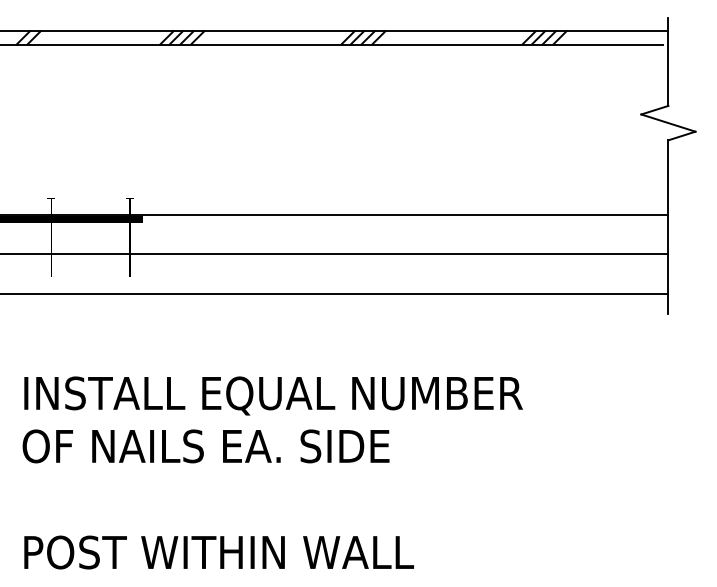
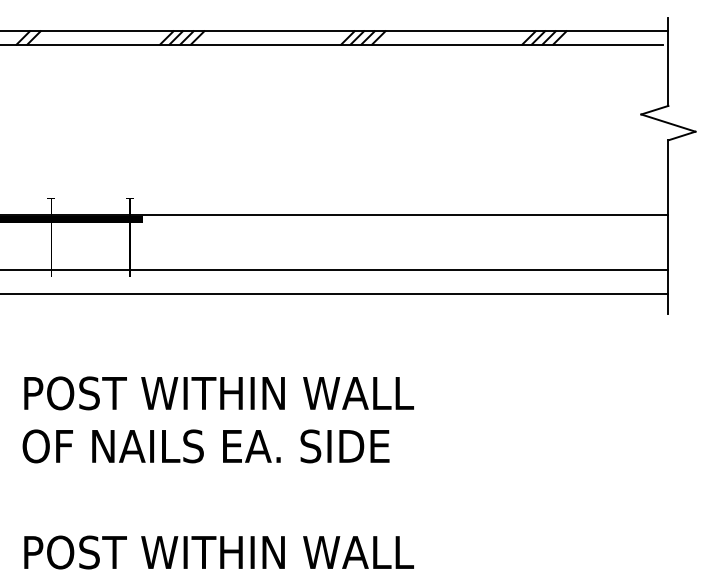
line position: (335, 254) -> (335, 270) (335, 270)
text: INSTALL EQUAL NUMBER -> POST WITHIN WALL (275, 395)
